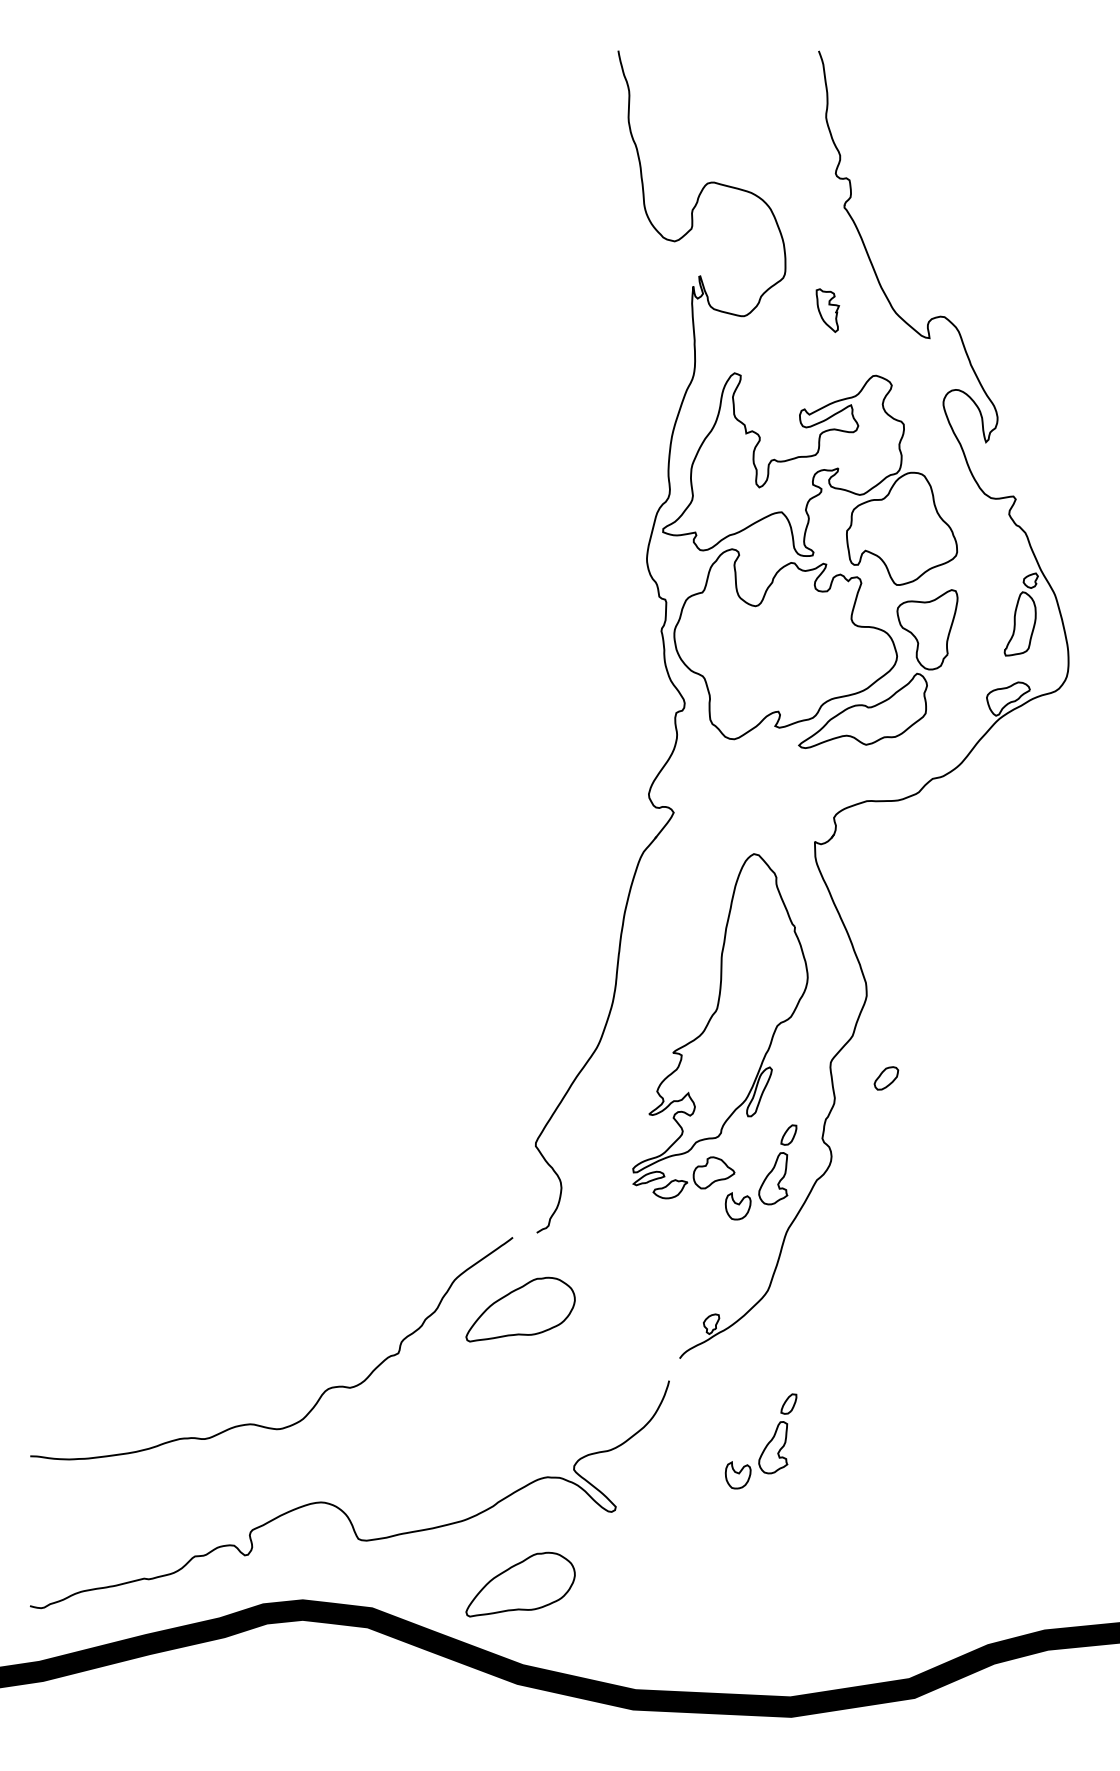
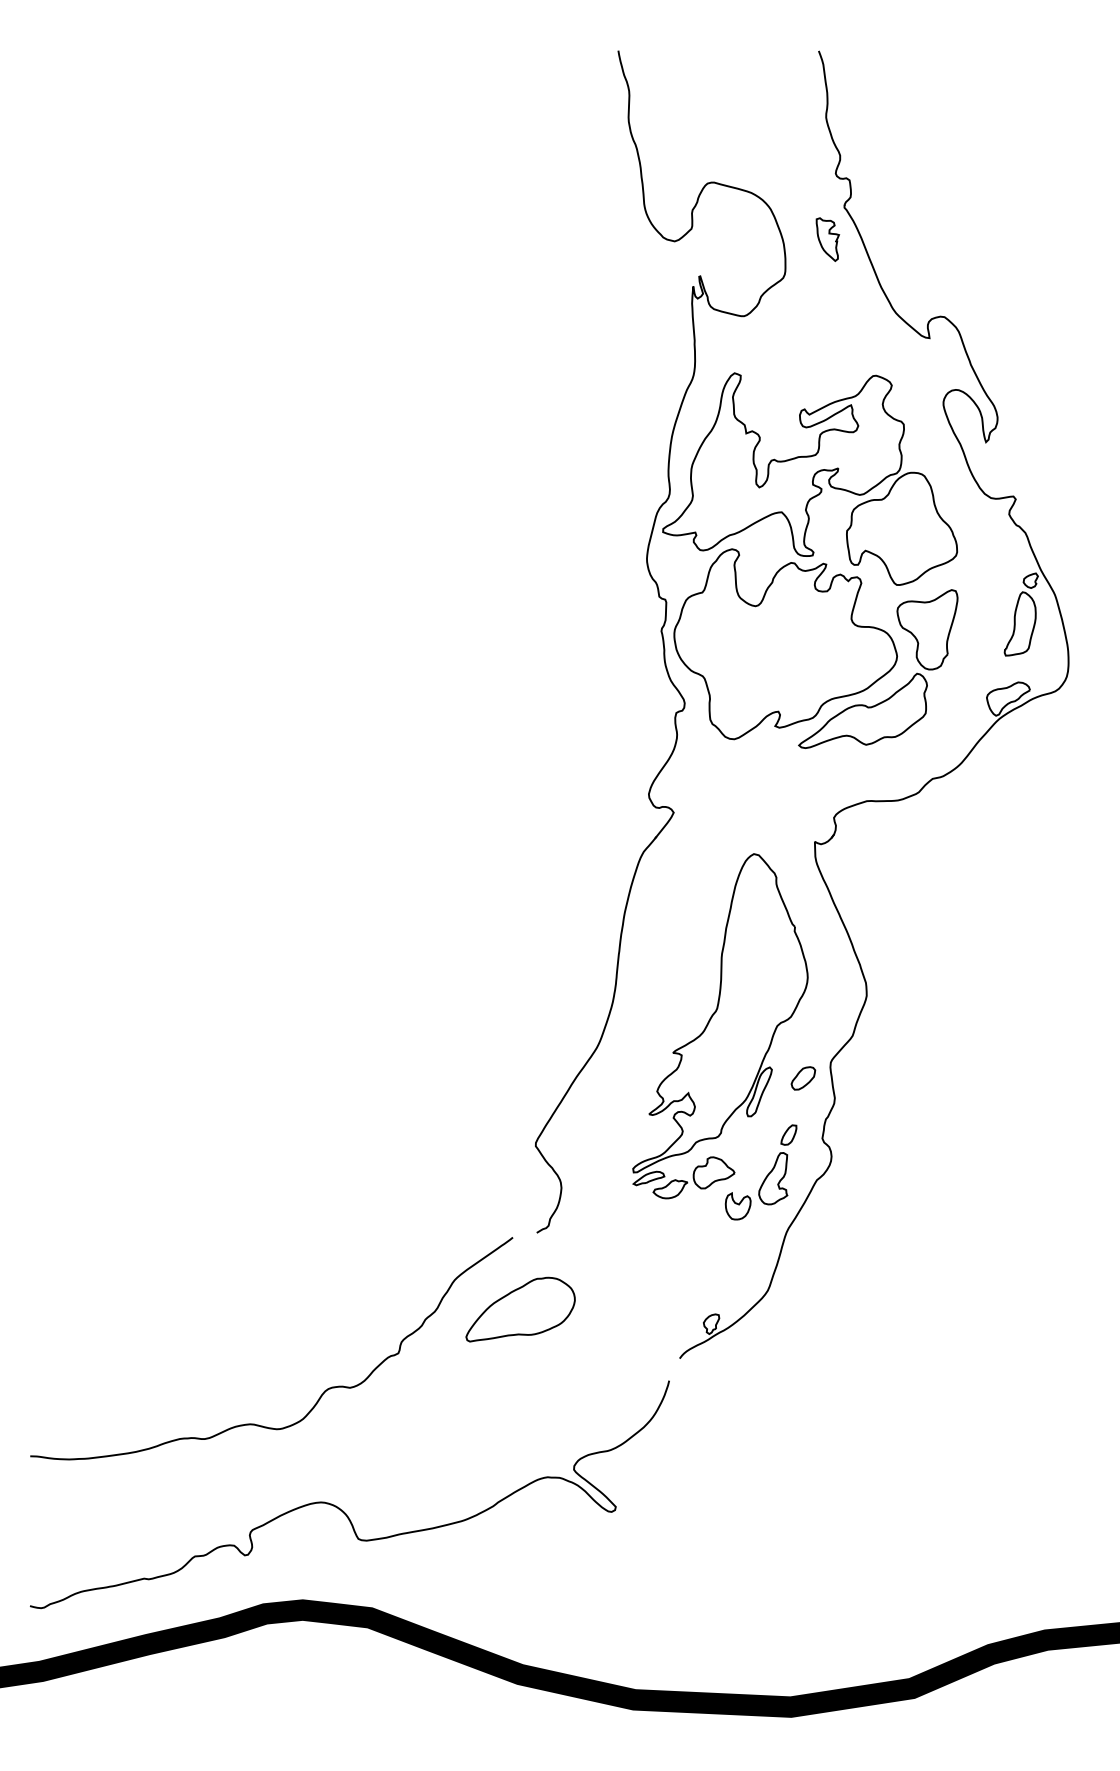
part position: (827, 310) -> (827, 239) (827, 239)
part position: (886, 1078) -> (803, 1078) (803, 1078)
part: present -> none (766, 1444)
part: present -> none (520, 1584)
